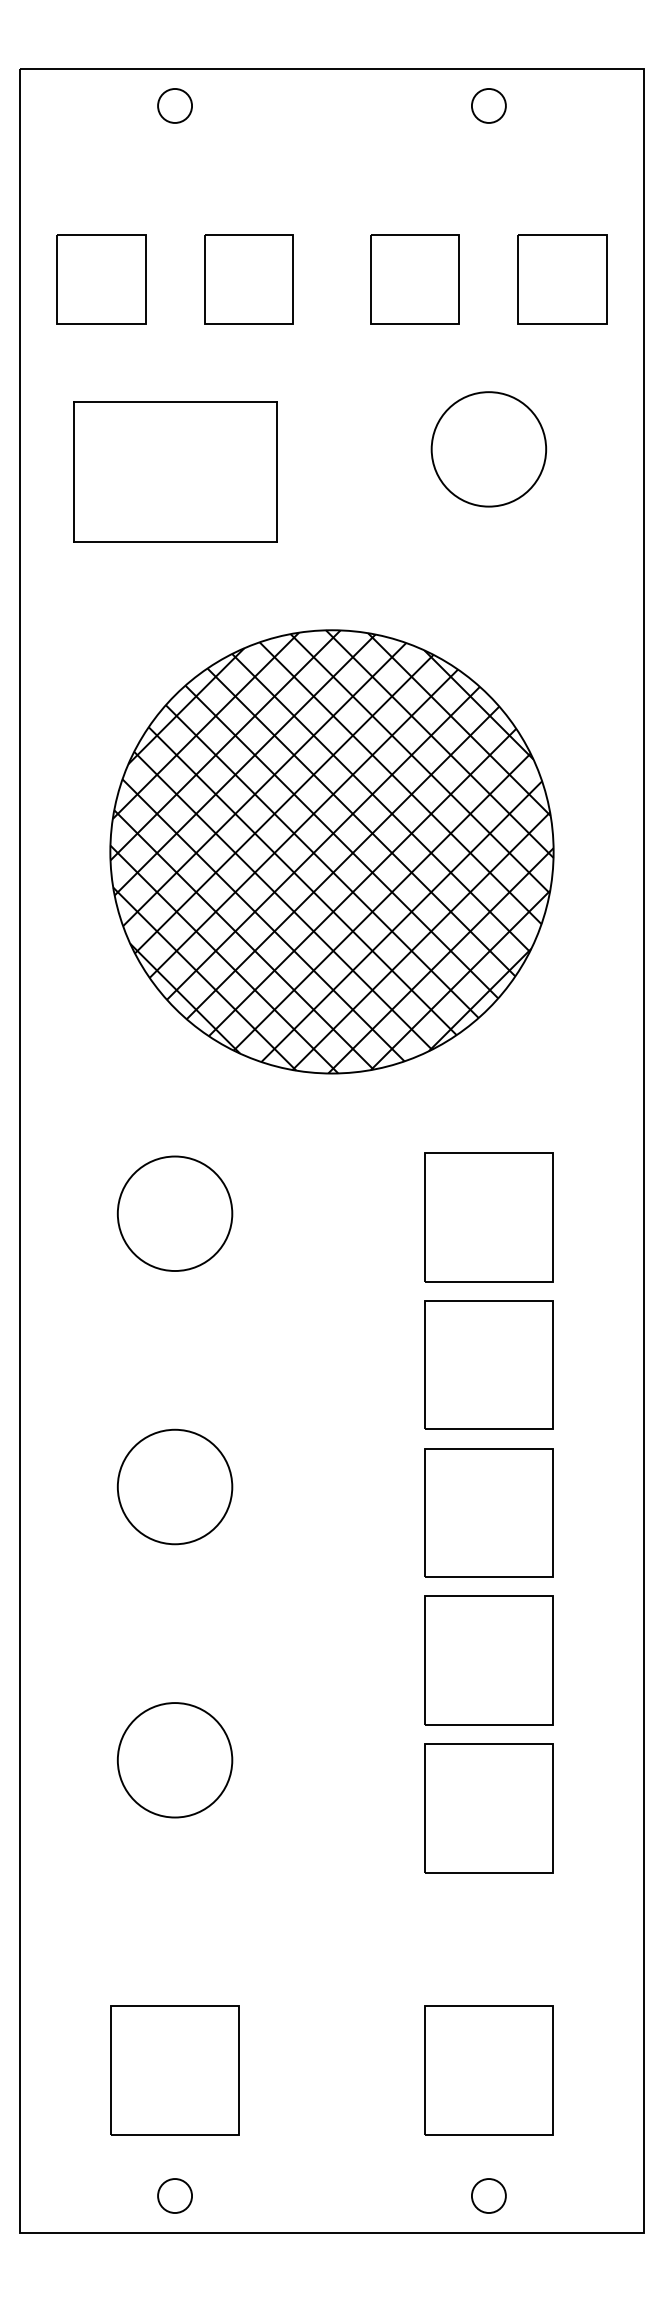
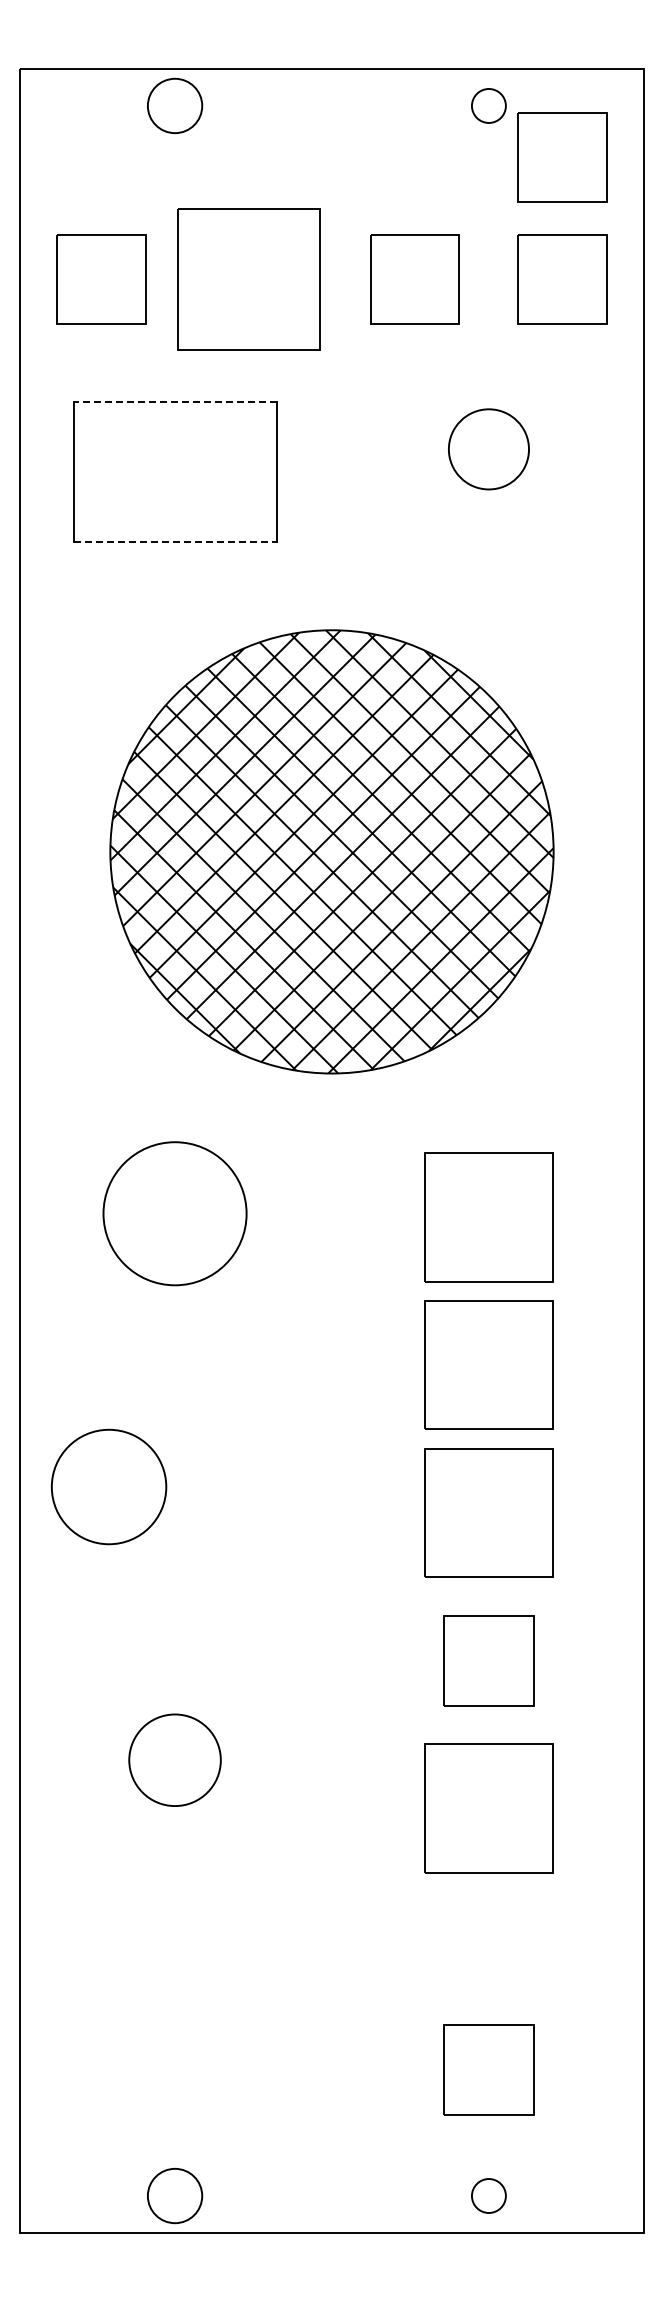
circle diameter: 34 px -> 54 px (174, 105)
part: none -> present (562, 157)
part size: 90x91 px -> 144x143 px (248, 279)
line: solid -> dashed (175, 402)
circle diameter: 114 px -> 80 px (488, 449)
line: solid -> dashed (175, 542)
circle diameter: 114 px -> 143 px (174, 1213)
circle position: (174, 1486) -> (108, 1486) (108, 1486)
part size: 130x131 px -> 92x92 px (488, 1660)
circle diameter: 114 px -> 92 px (174, 1760)
part: present -> none (174, 2070)
part size: 130x131 px -> 92x92 px (488, 2069)
circle diameter: 34 px -> 54 px (174, 2195)
